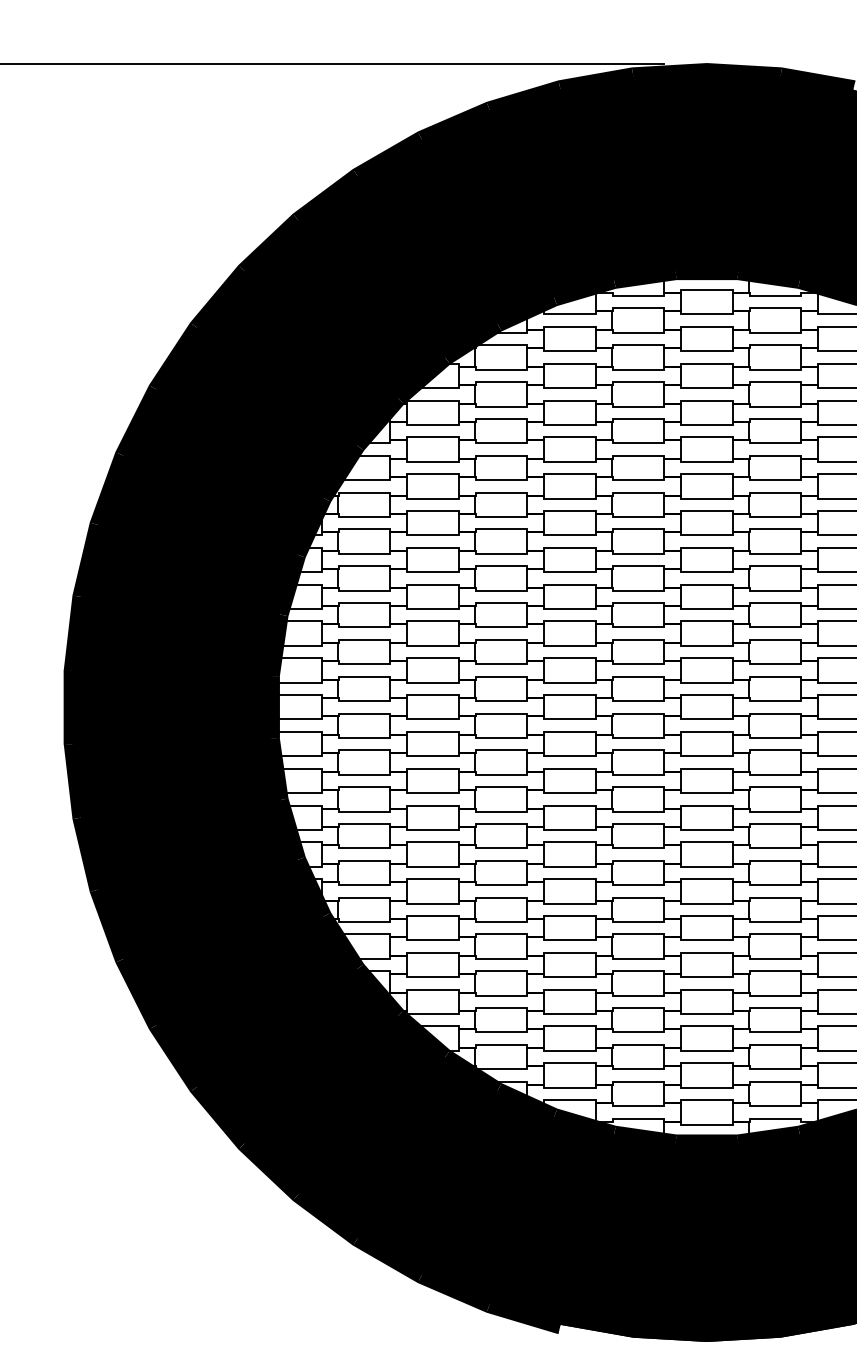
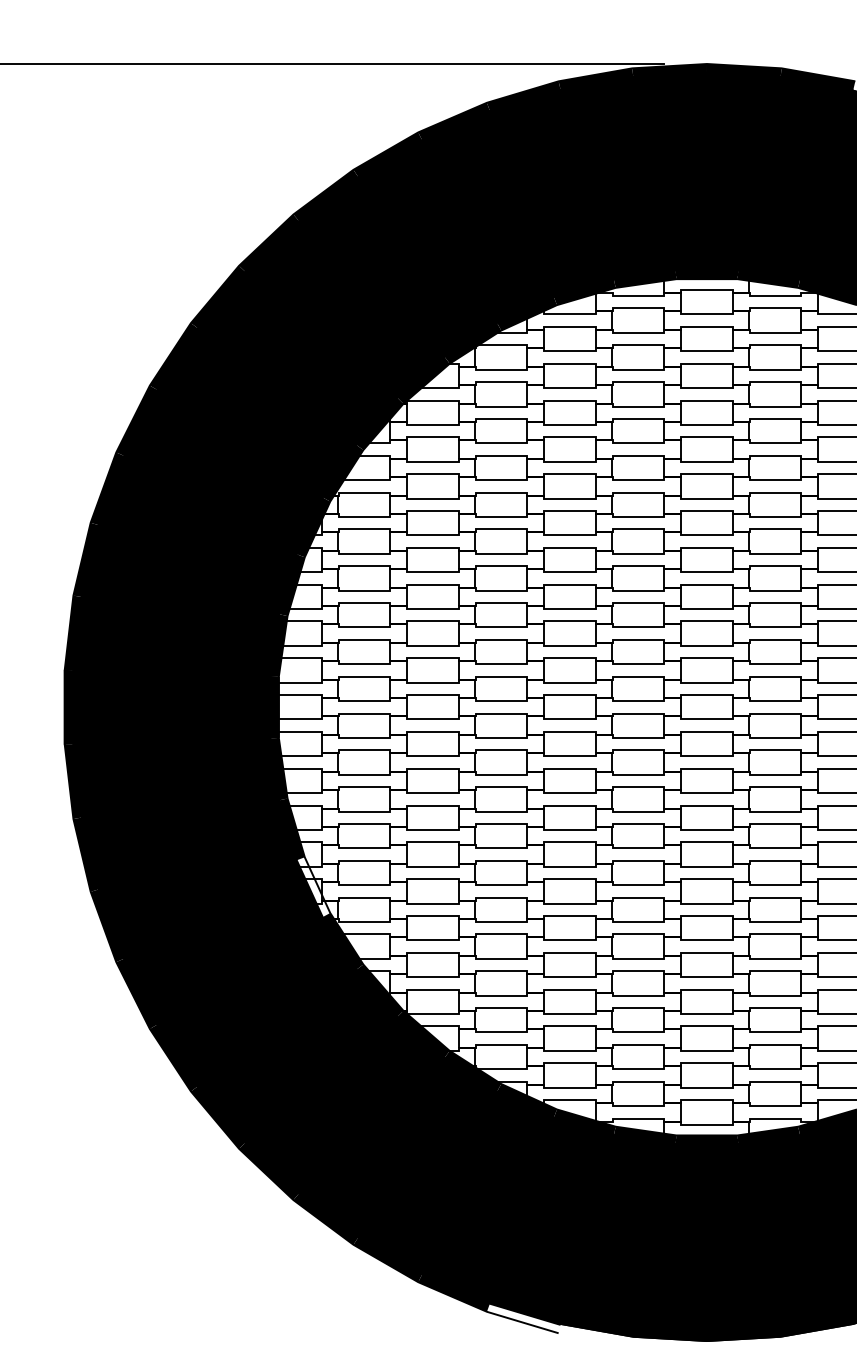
fill: present -> none (313, 887)
fill: present -> none (523, 1318)
